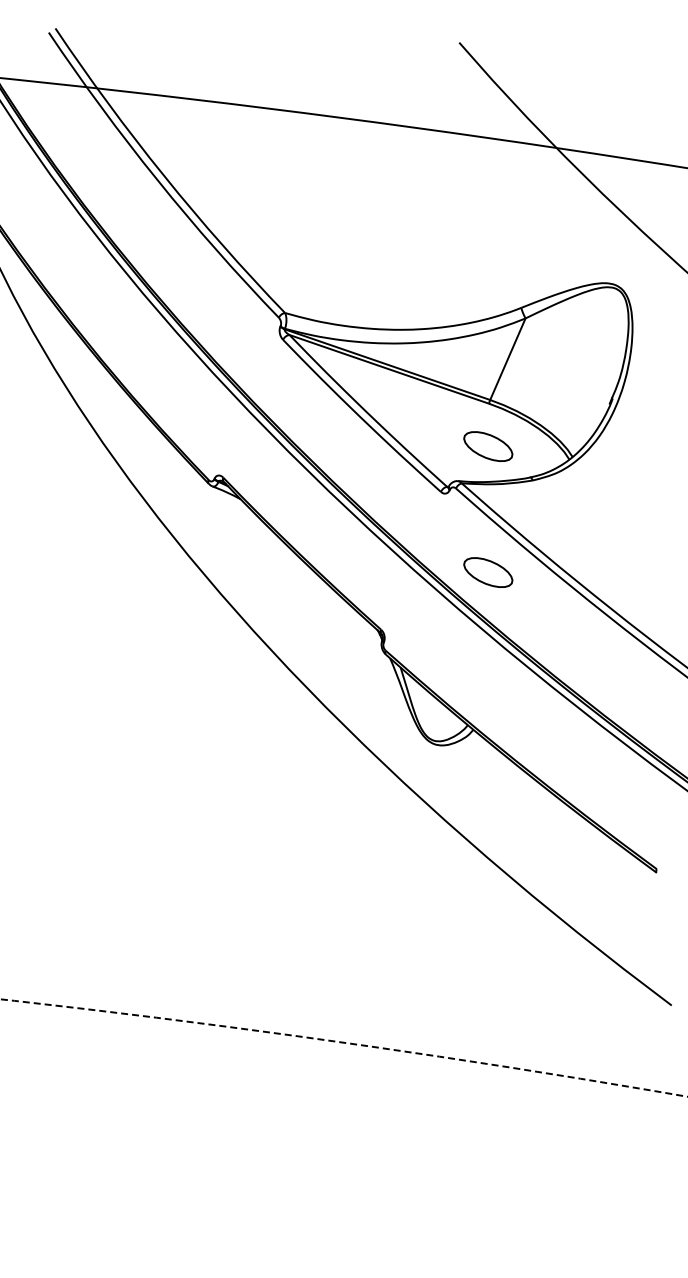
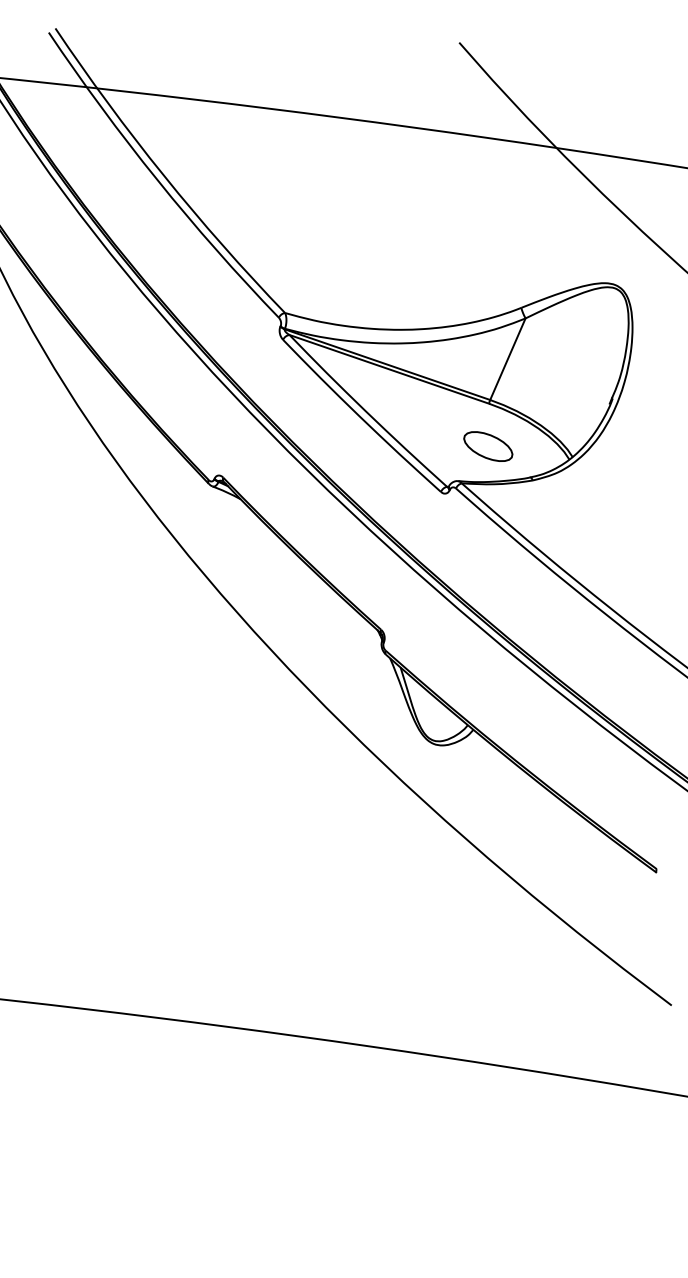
part: present -> none (488, 572)
arc: dashed -> solid (344, 1042)
